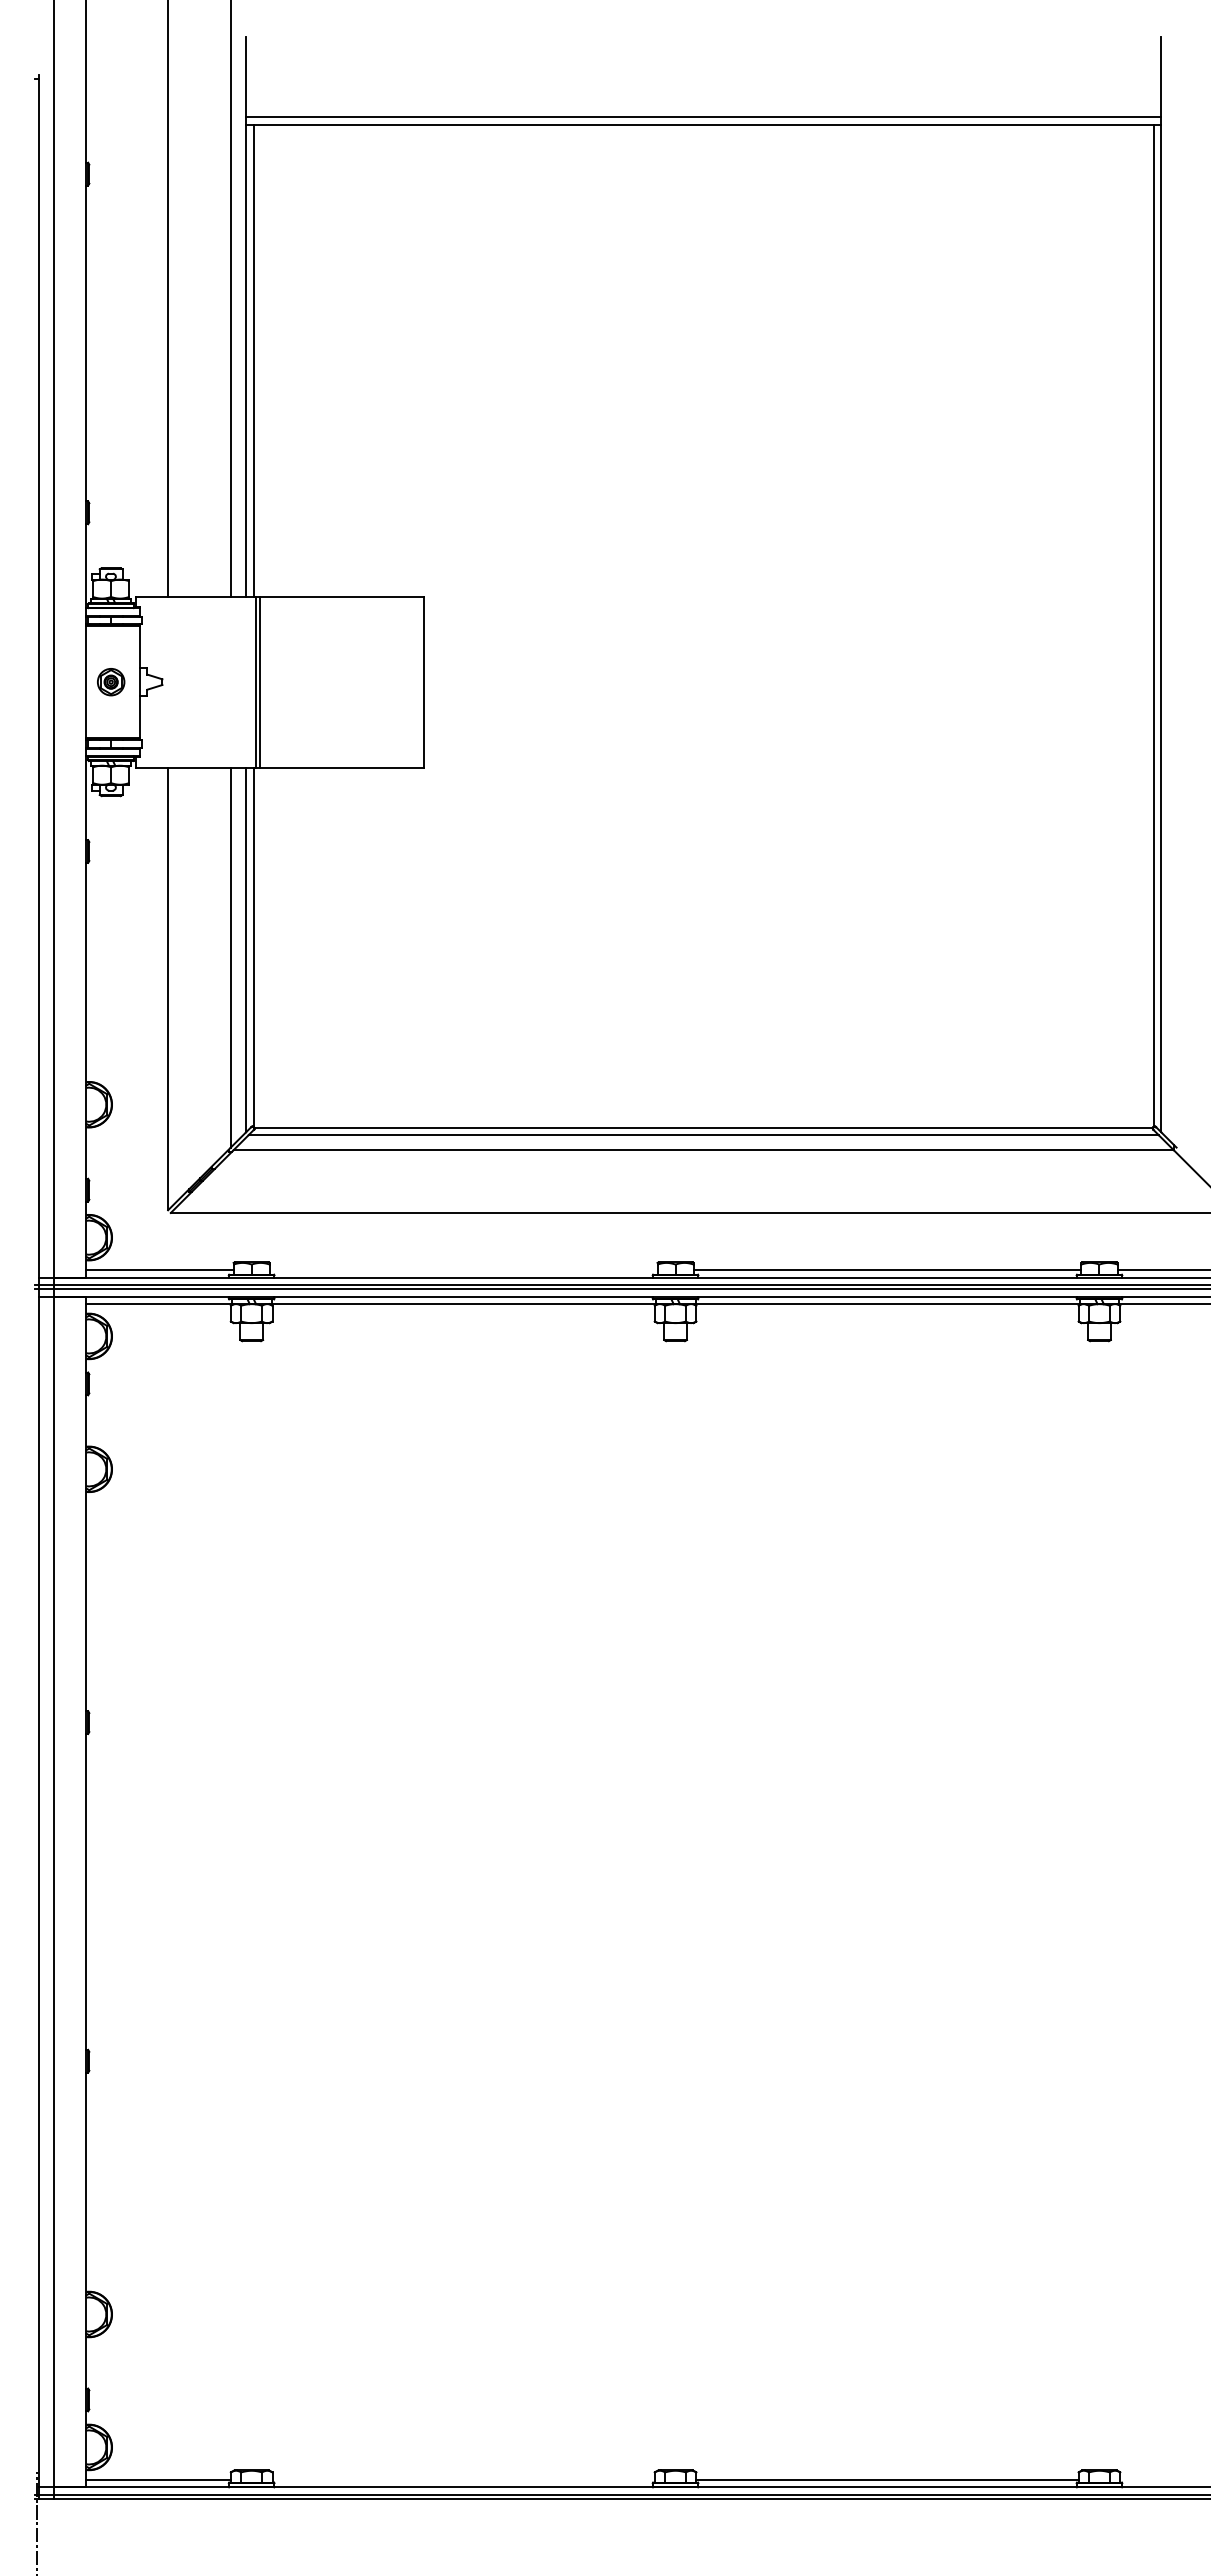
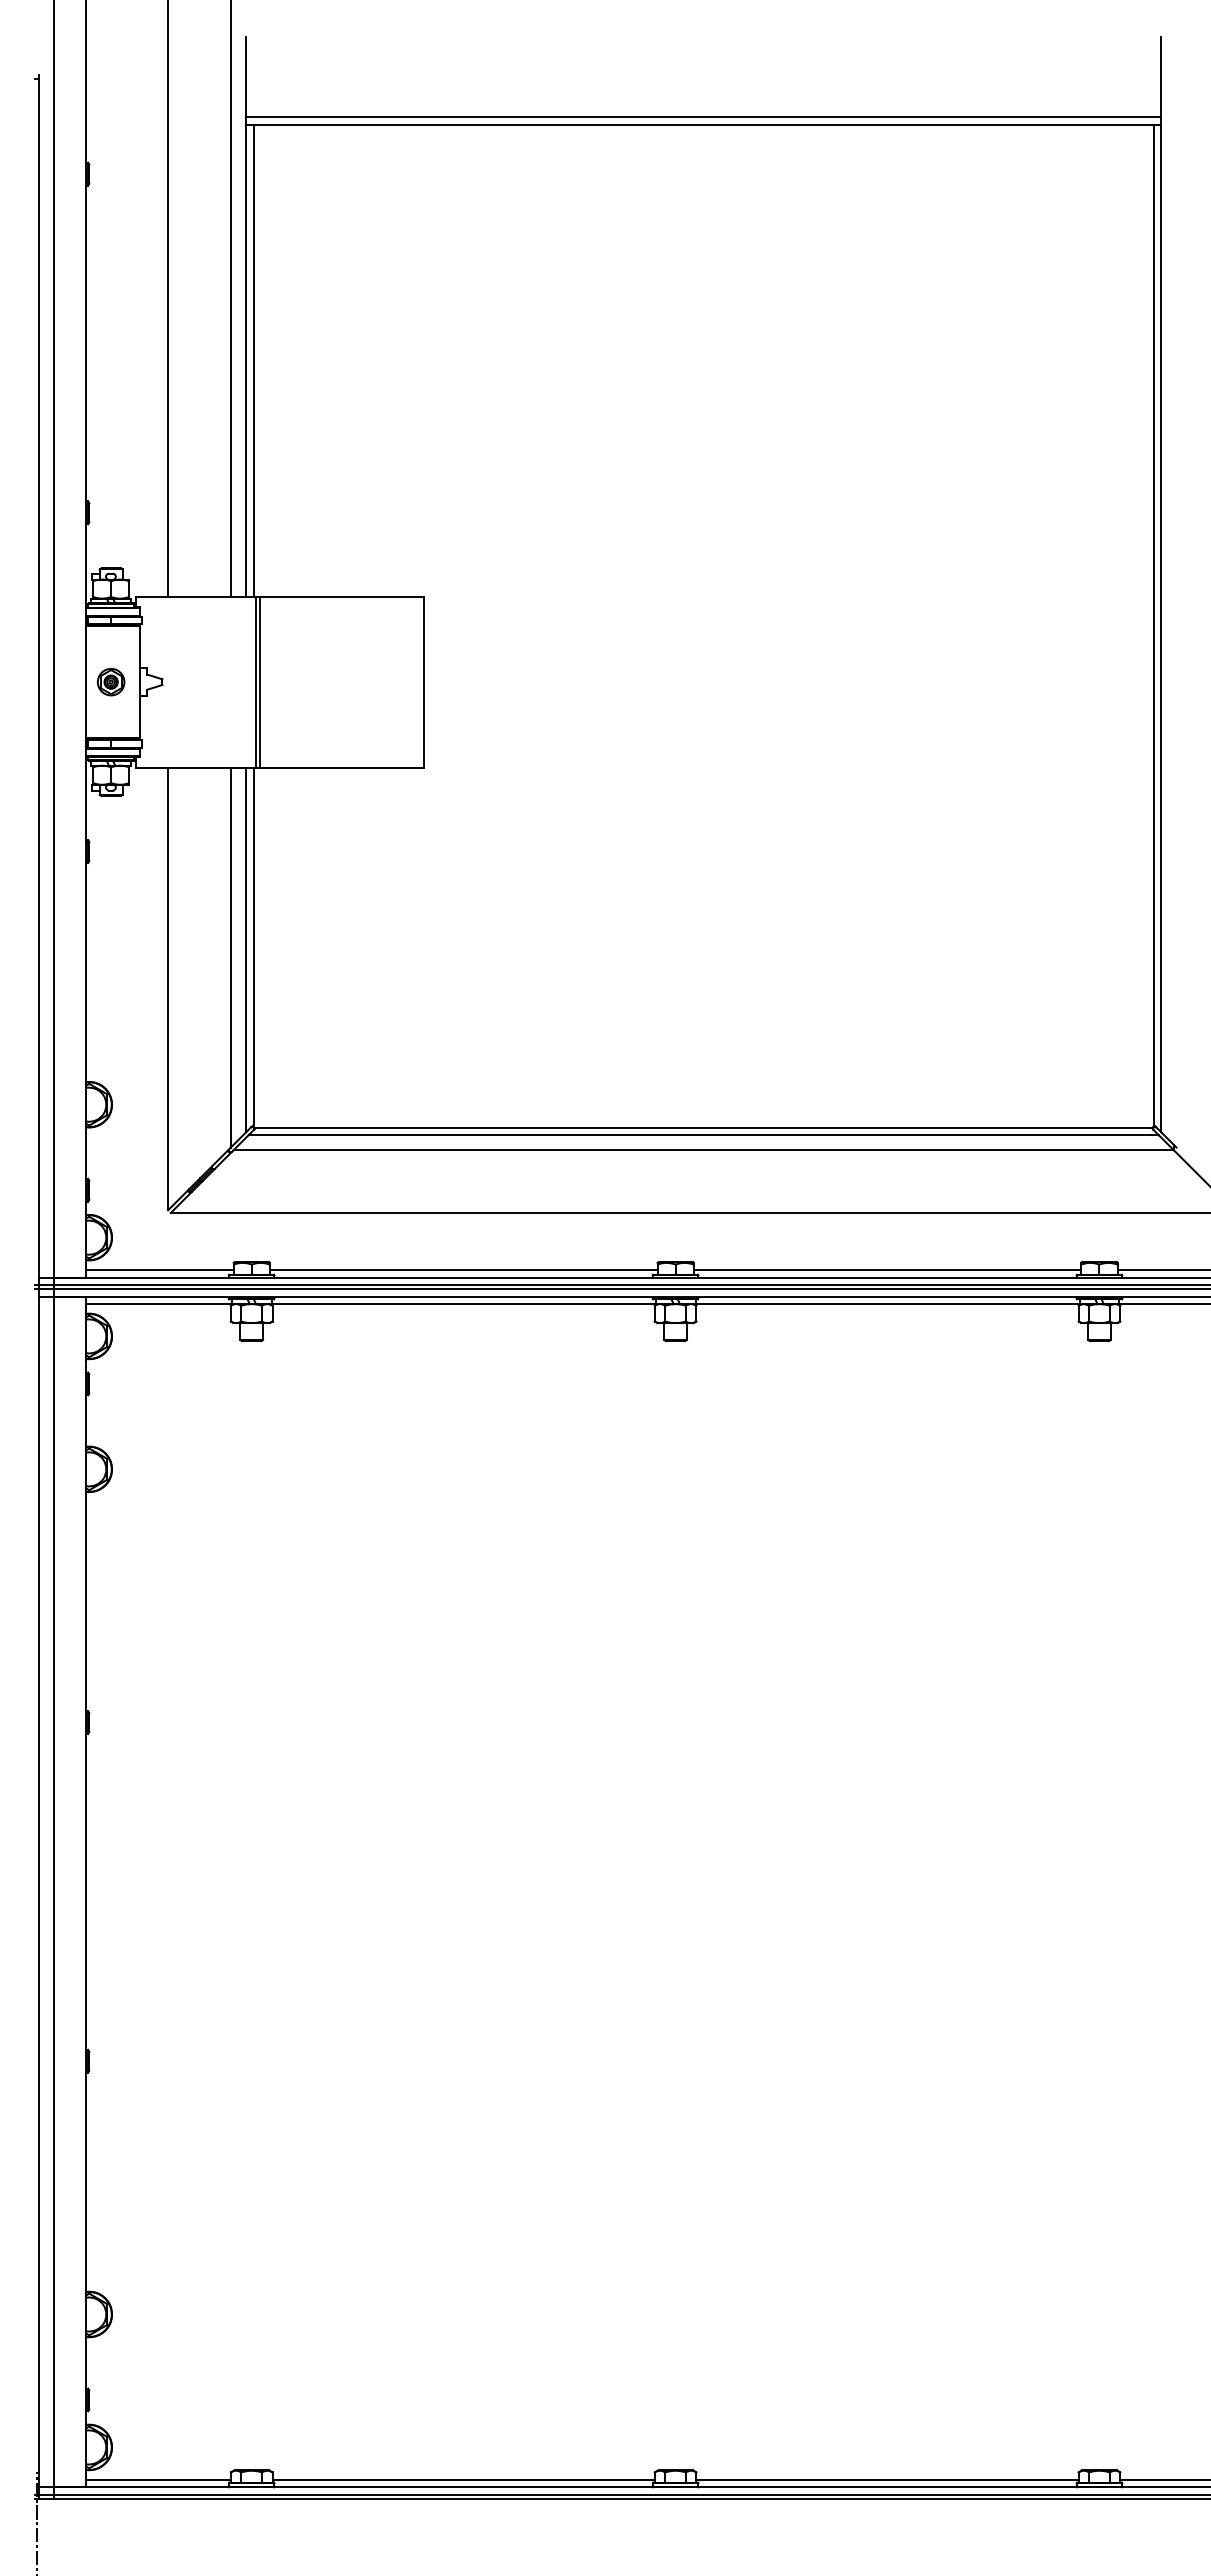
line: none -> present (463, 1269)
line: none -> present (463, 2479)
line: none -> present (1163, 2479)
